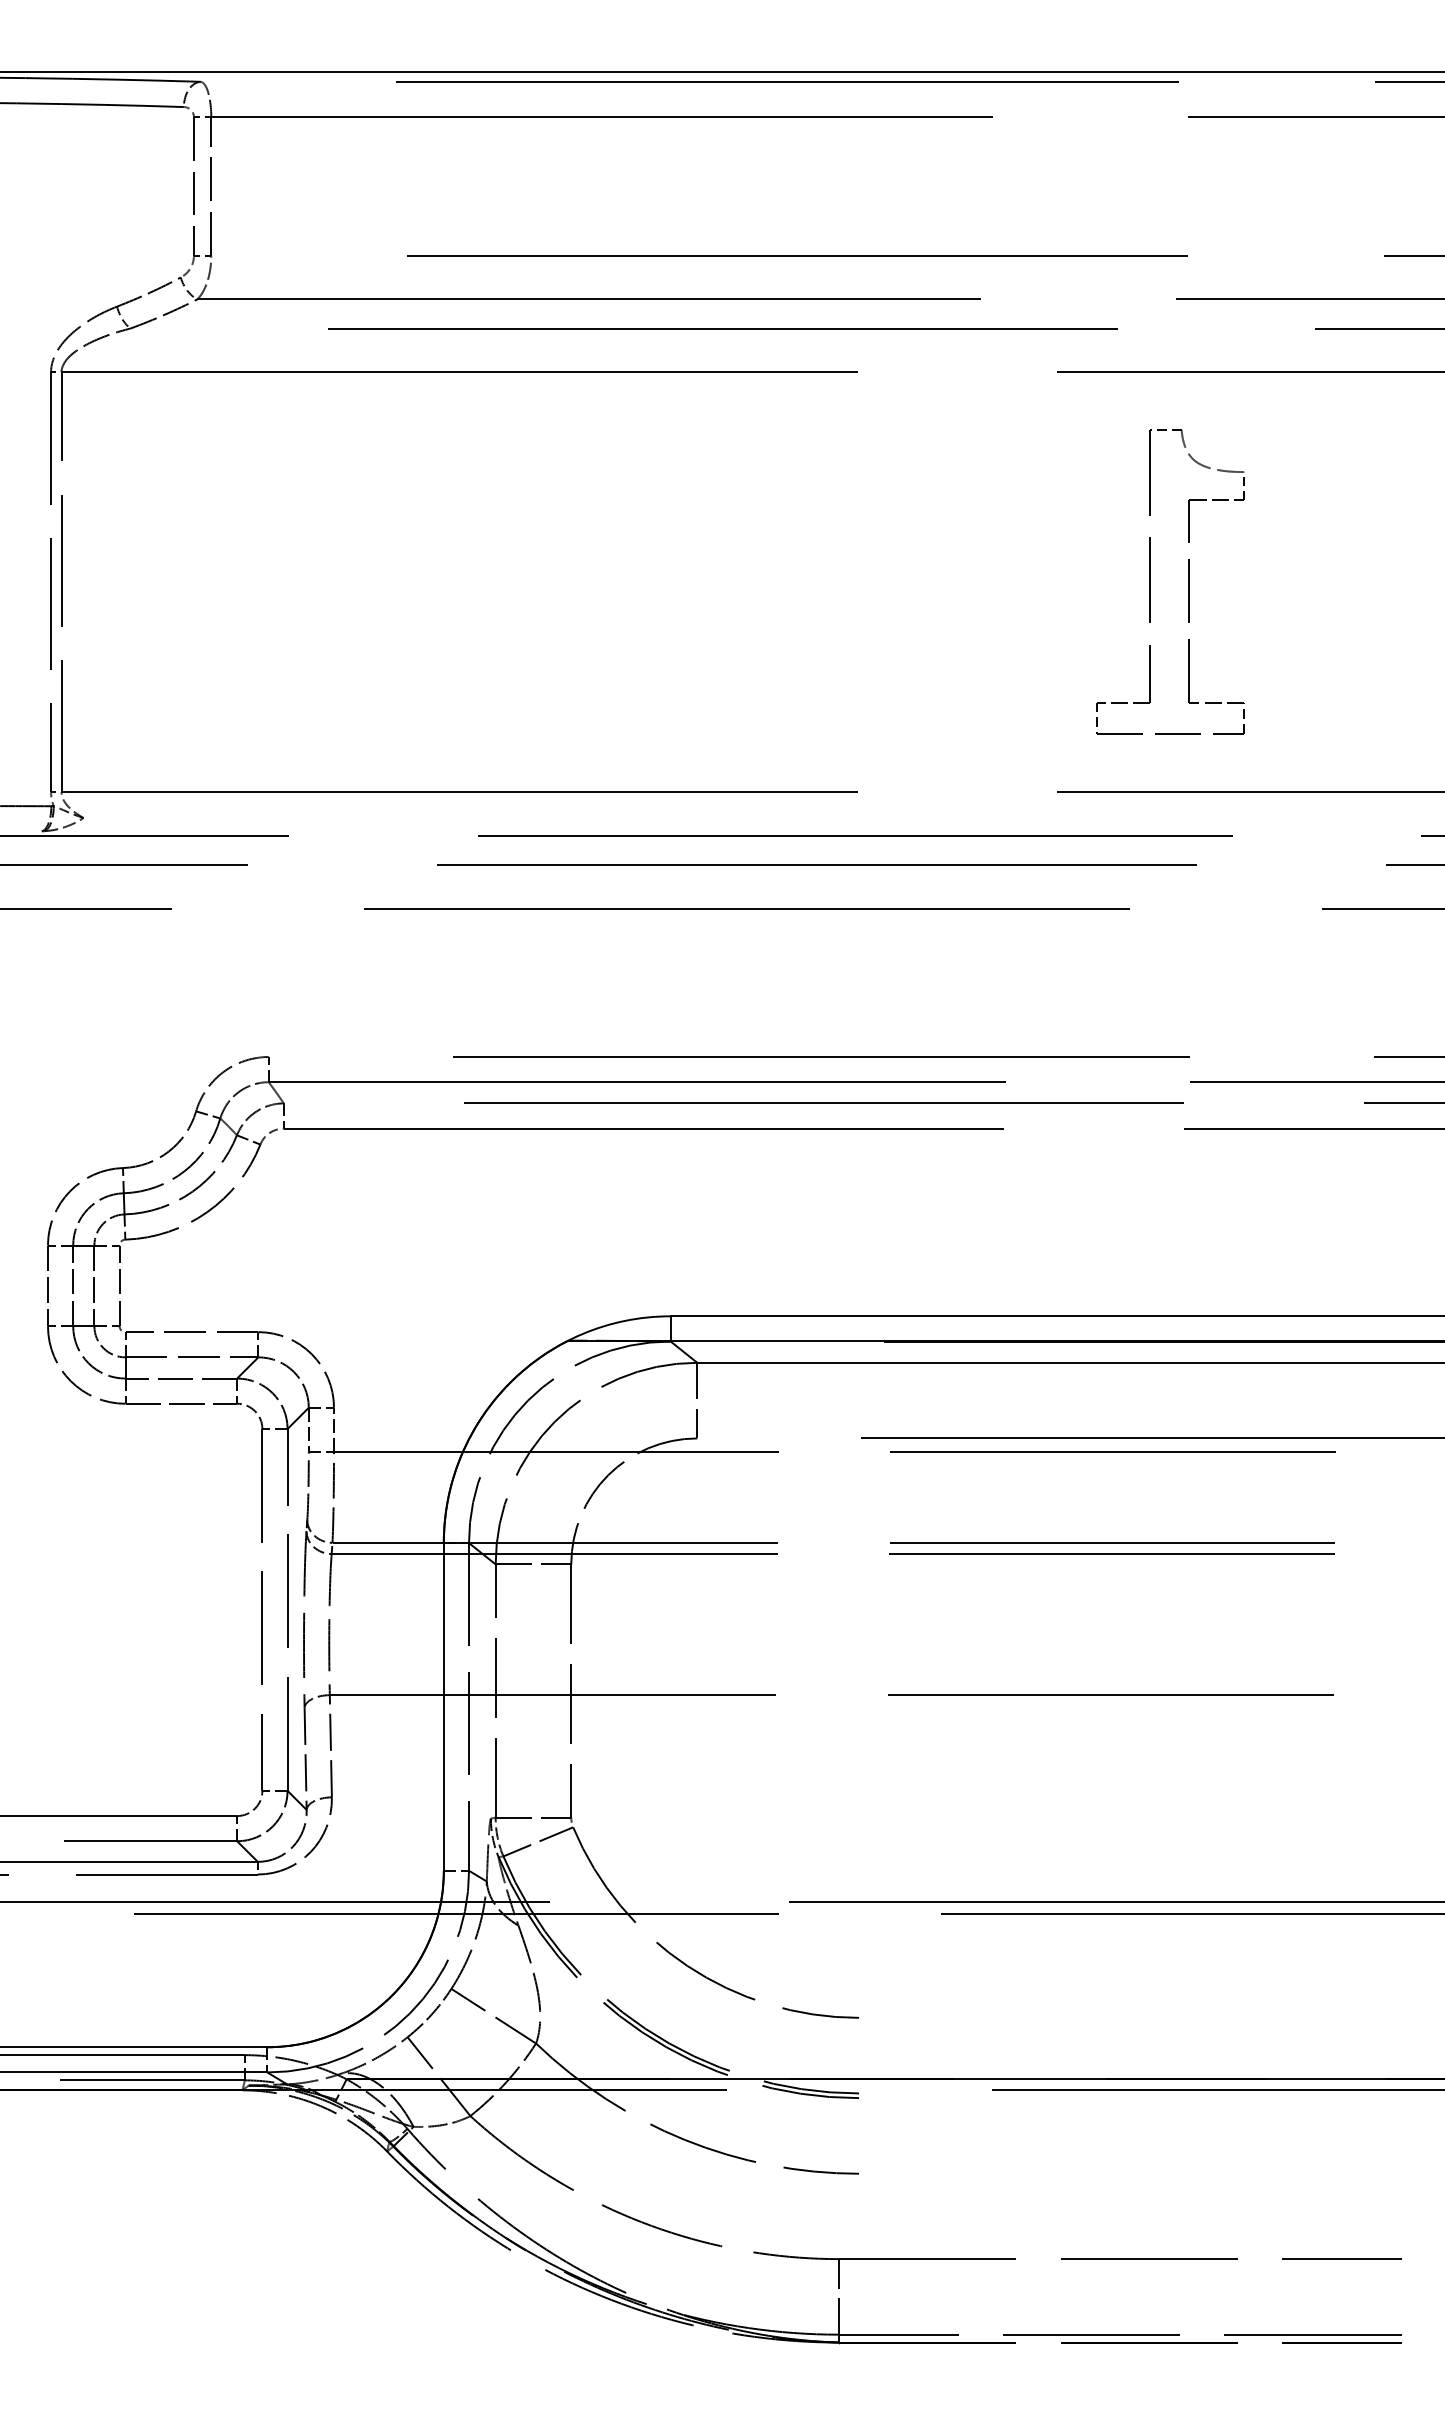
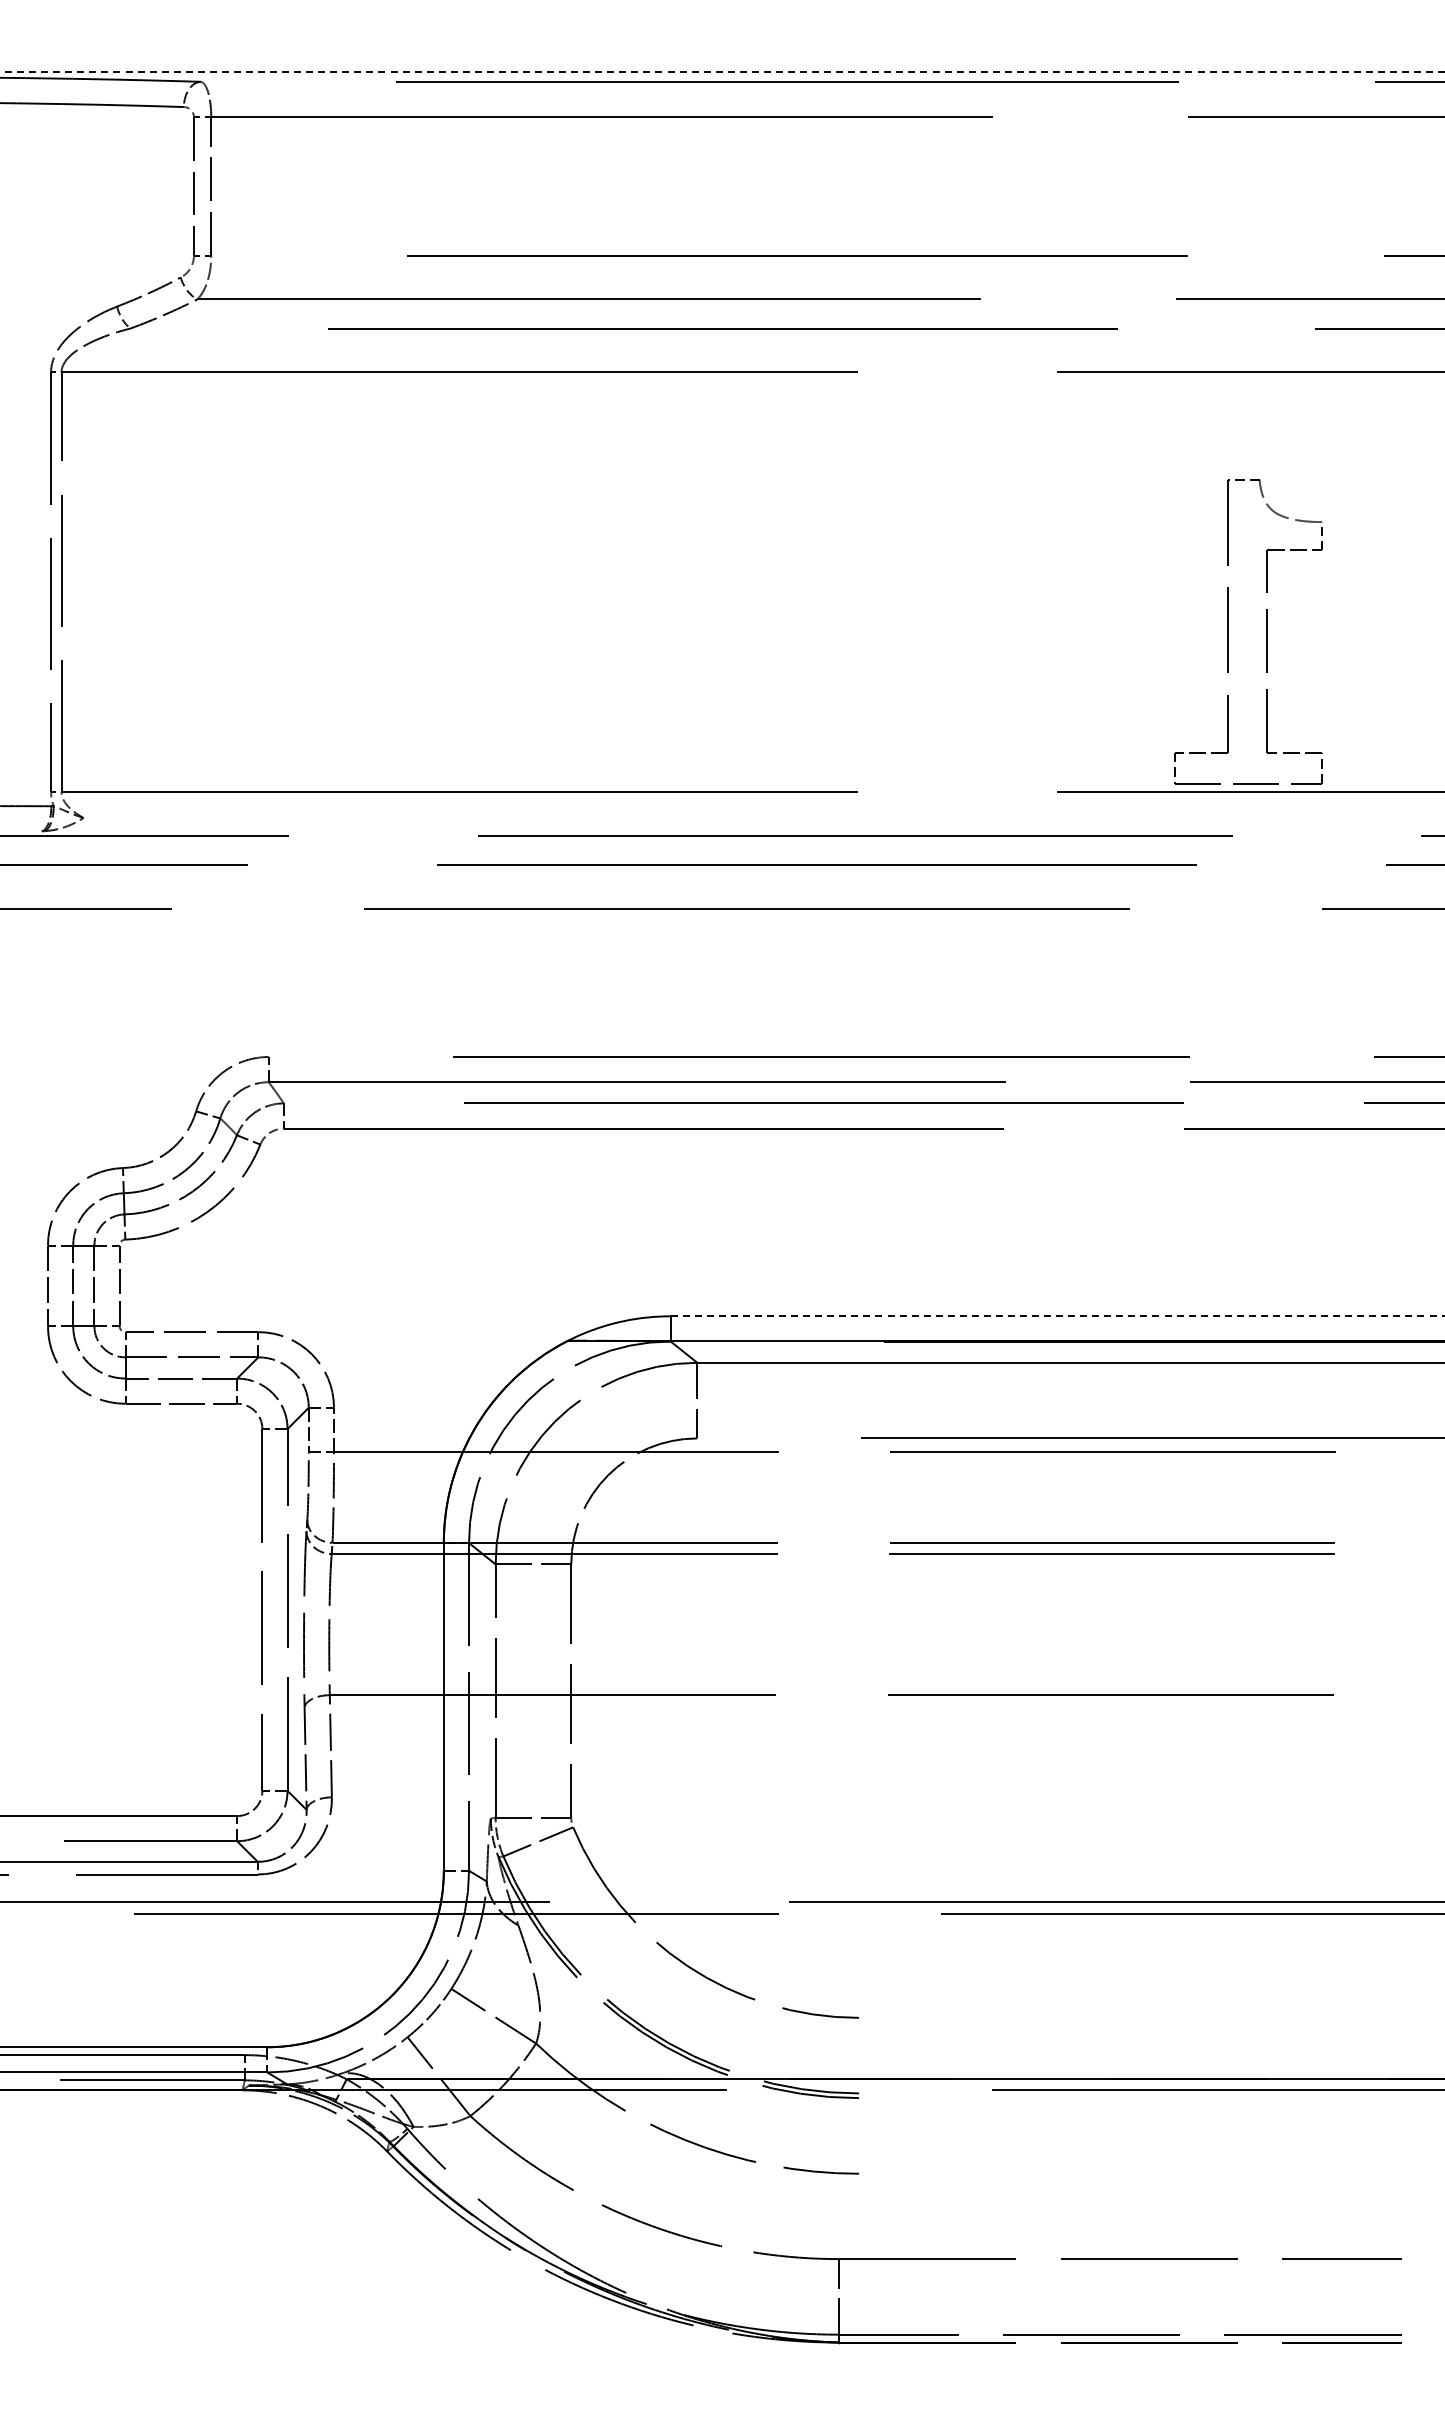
line: solid -> dashed (722, 72)
part position: (1188, 581) -> (1266, 631) (1266, 631)
line: solid -> dashed (1057, 1316)
